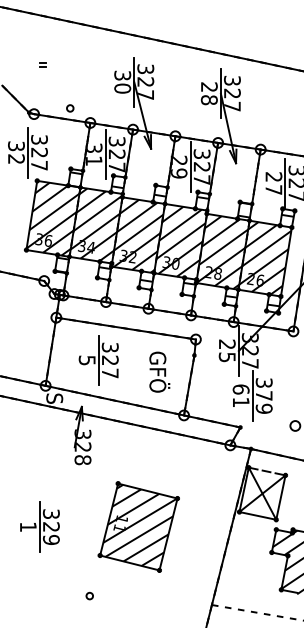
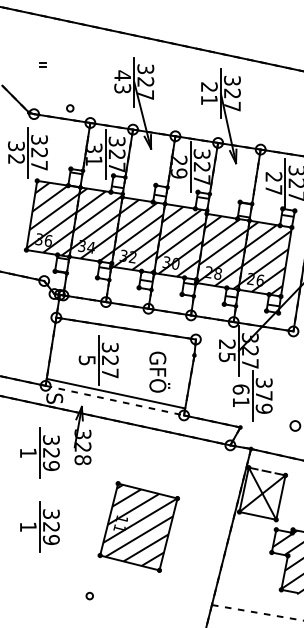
text: 30 -> 43 (122, 81)
text: 28 -> 21 (208, 100)
line position: (114, 400) -> (115, 393) (115, 393)
part: none -> present (39, 452)
